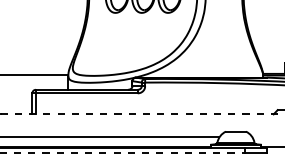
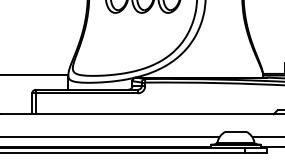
line: dashed -> solid (142, 114)
line: none -> present (266, 137)
line: dashed -> solid (122, 153)
